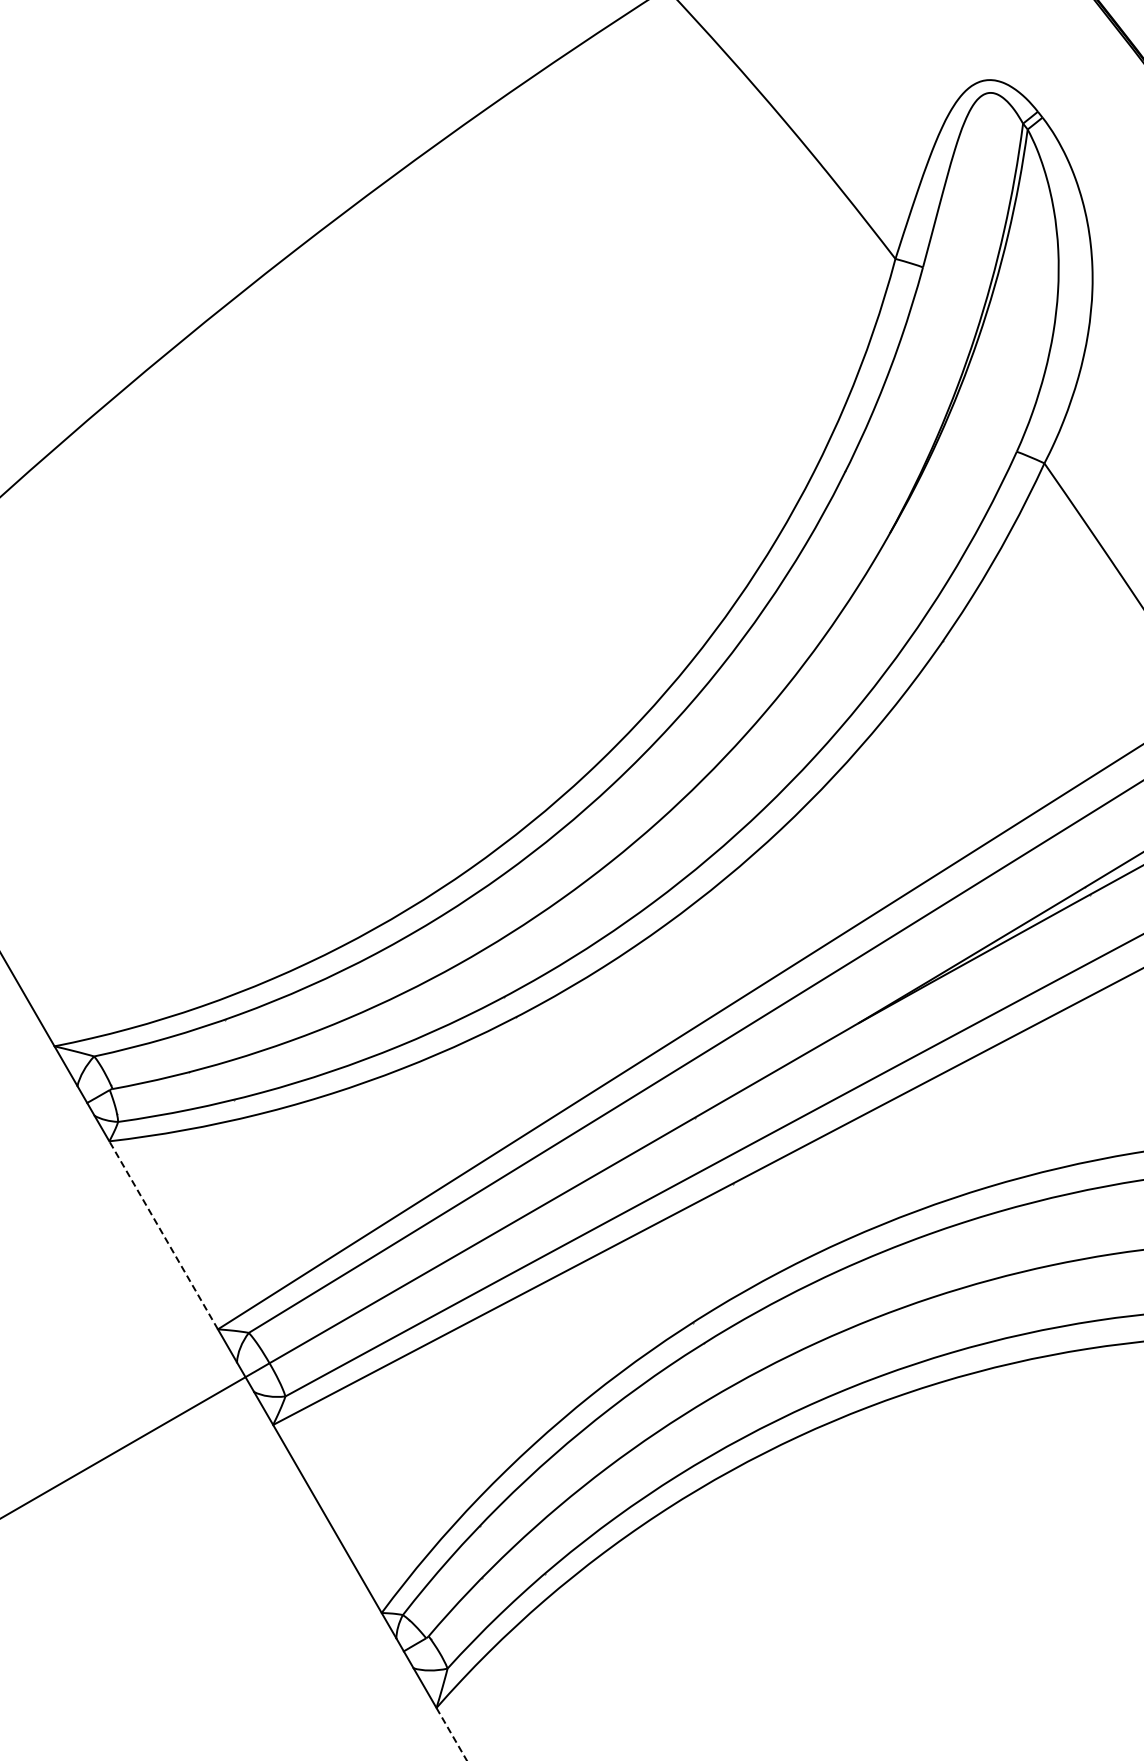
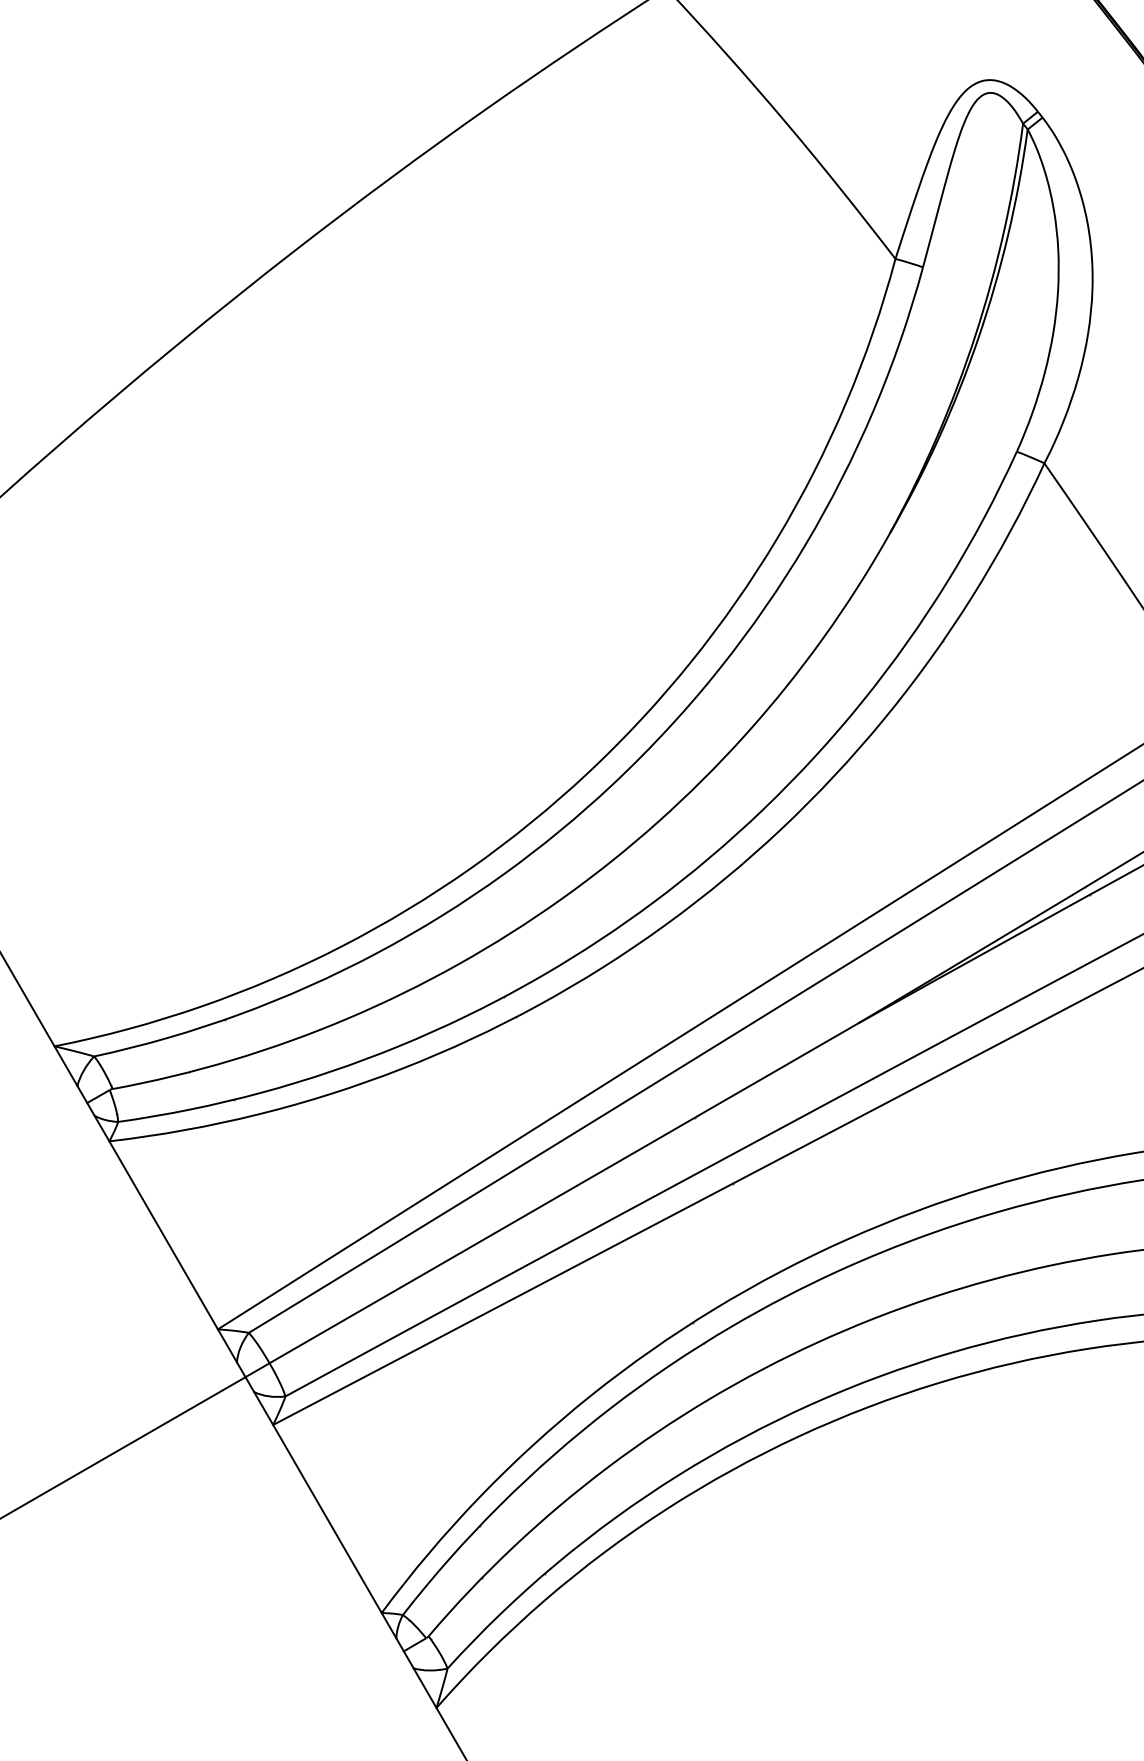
line: dashed -> solid (163, 1235)
line: dashed -> solid (451, 1734)
